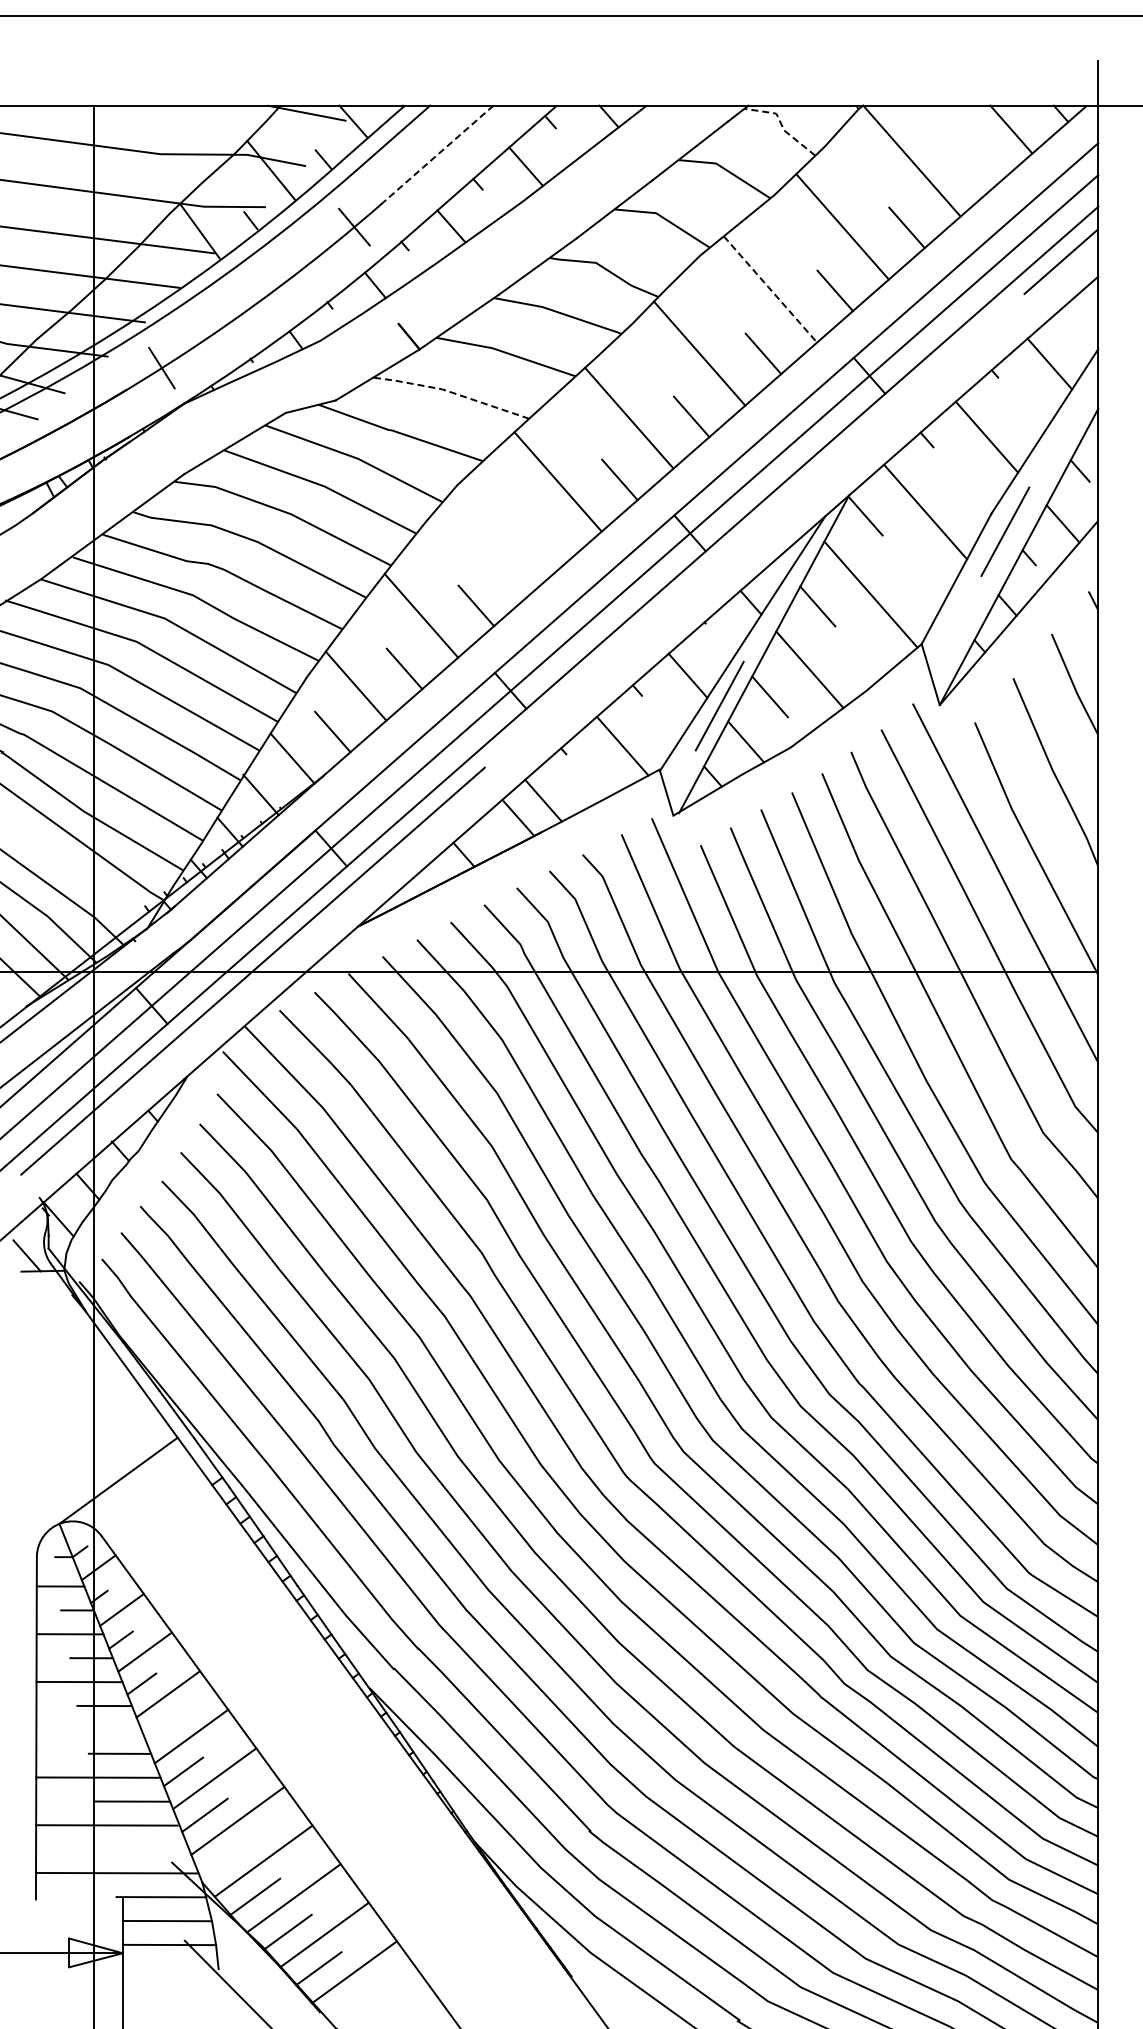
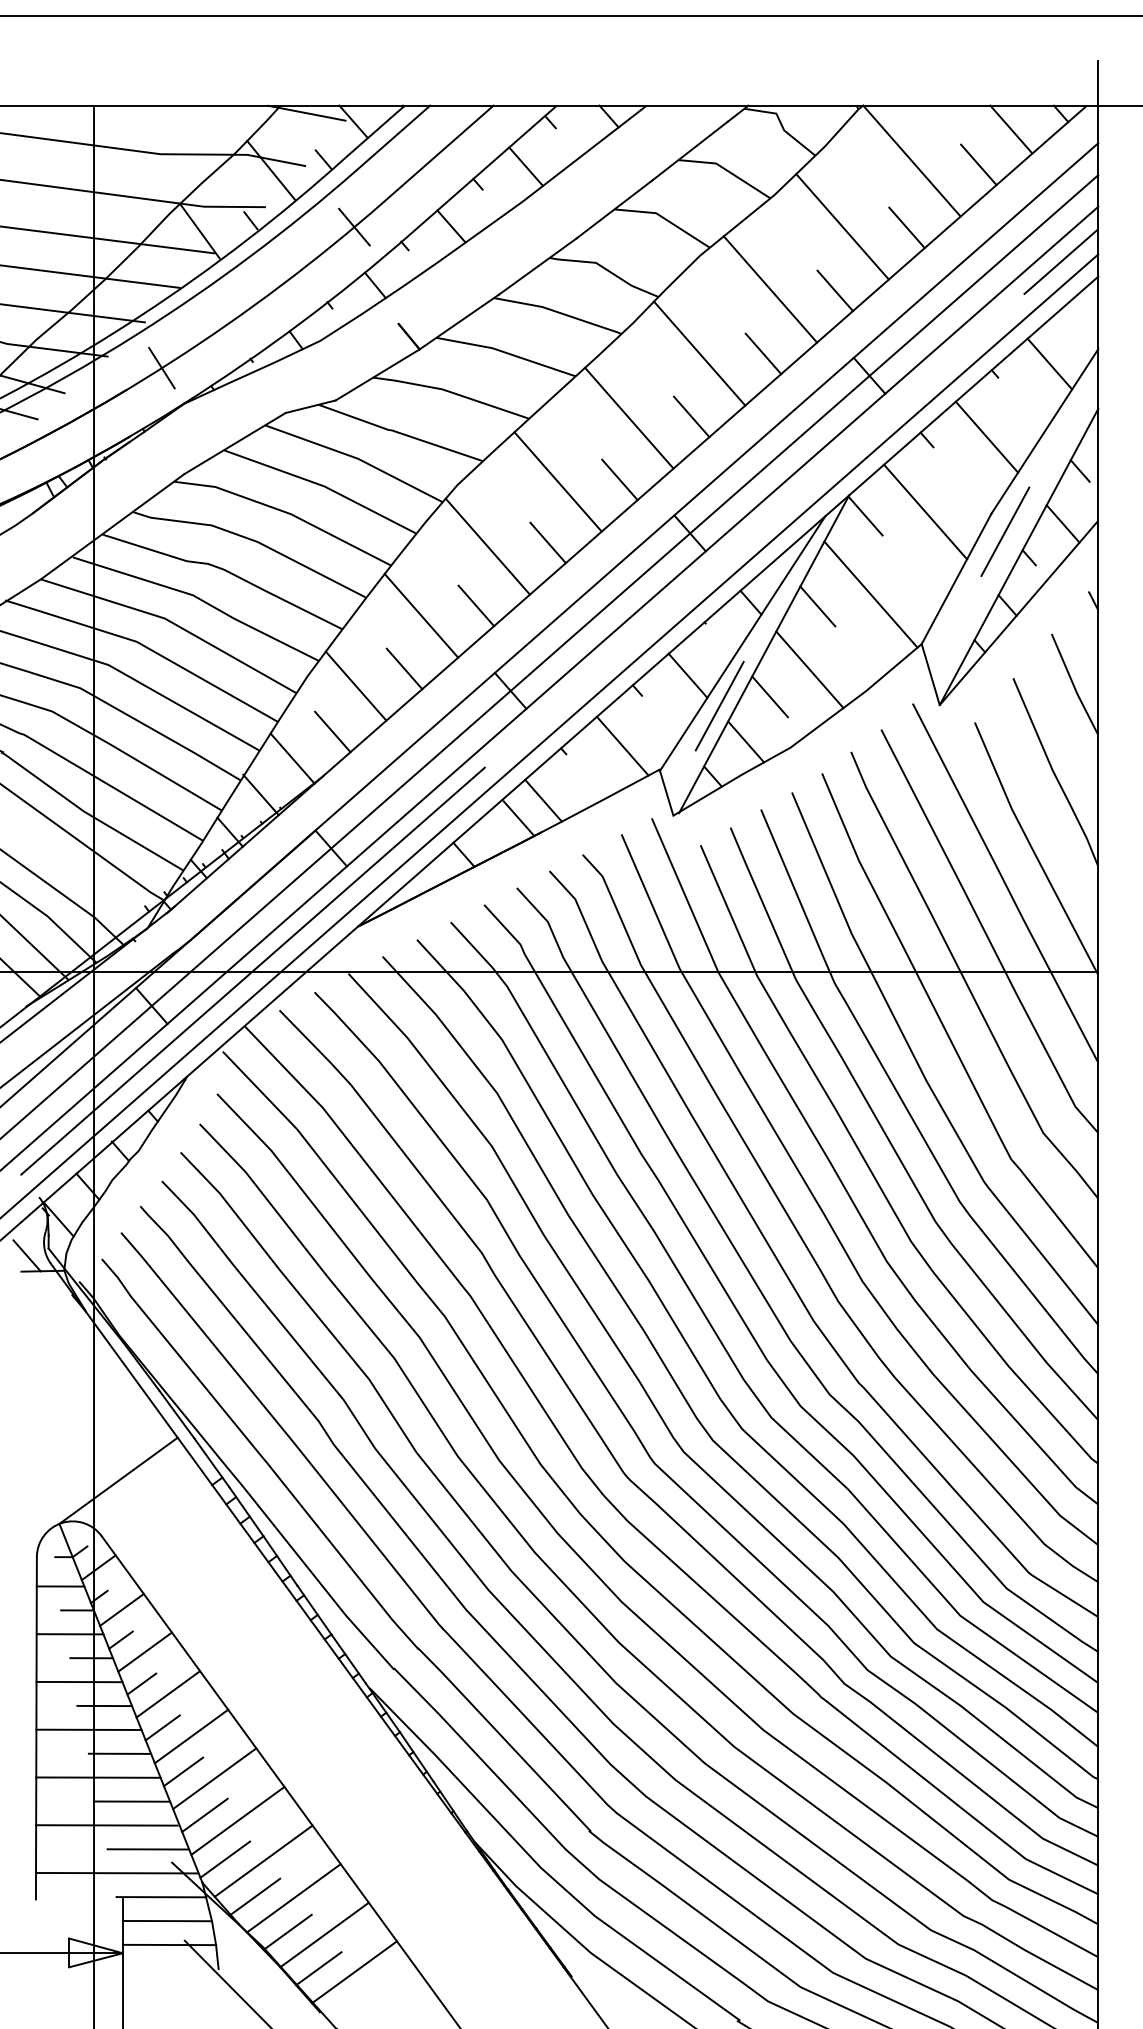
line: dashed -> solid (781, 125)
line: dashed -> solid (438, 153)
line: none -> present (978, 164)
line: dashed -> solid (770, 289)
line: dashed -> solid (450, 392)
line: none -> present (547, 542)
line: none -> present (487, 546)
line: none -> present (550, 735)
line: none -> present (162, 1727)
line: none -> present (88, 1729)
line: none -> present (147, 1849)
line: none -> present (225, 1859)
